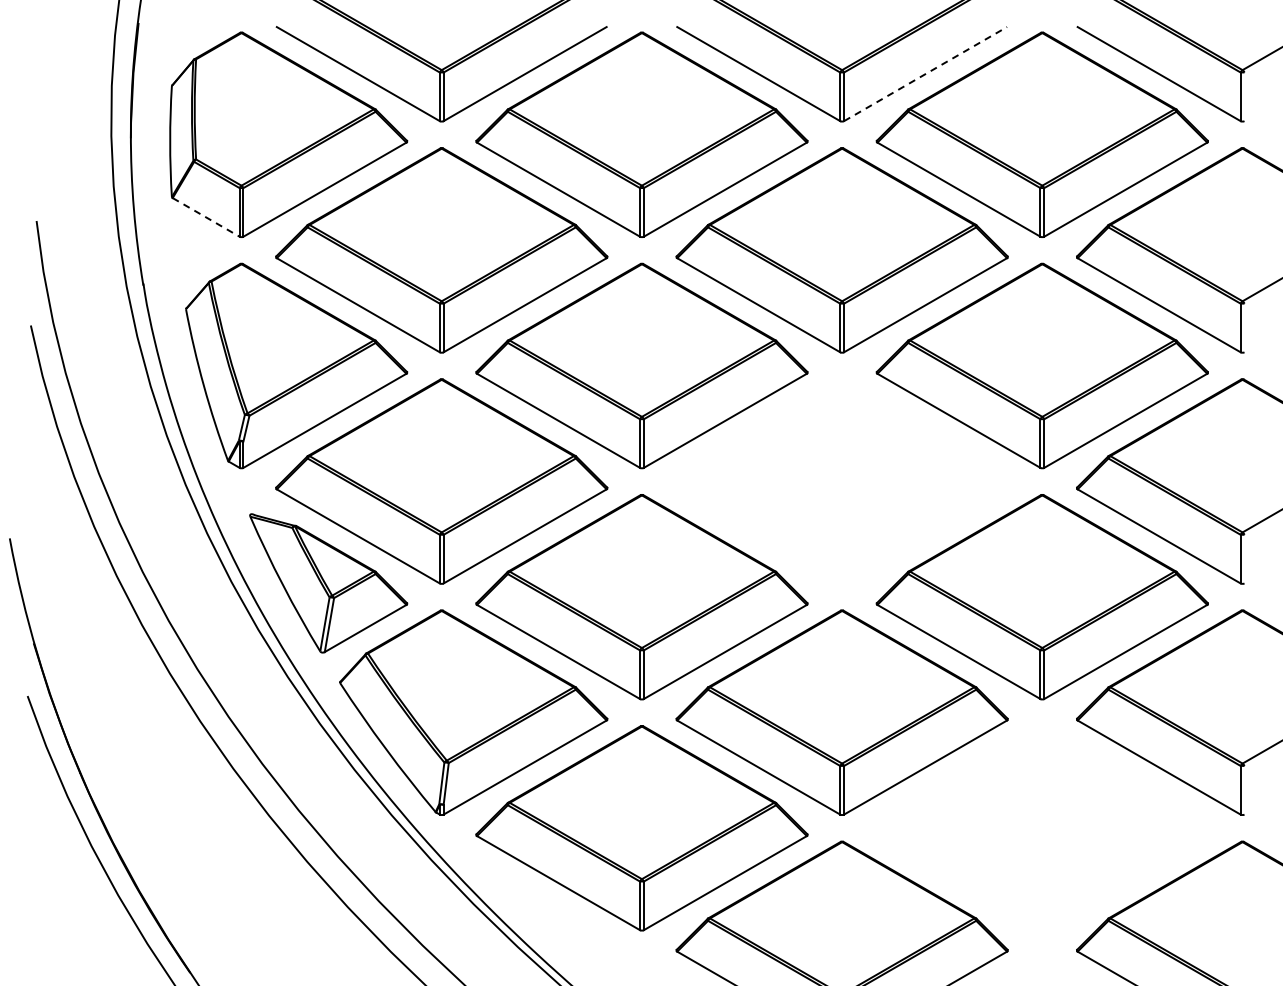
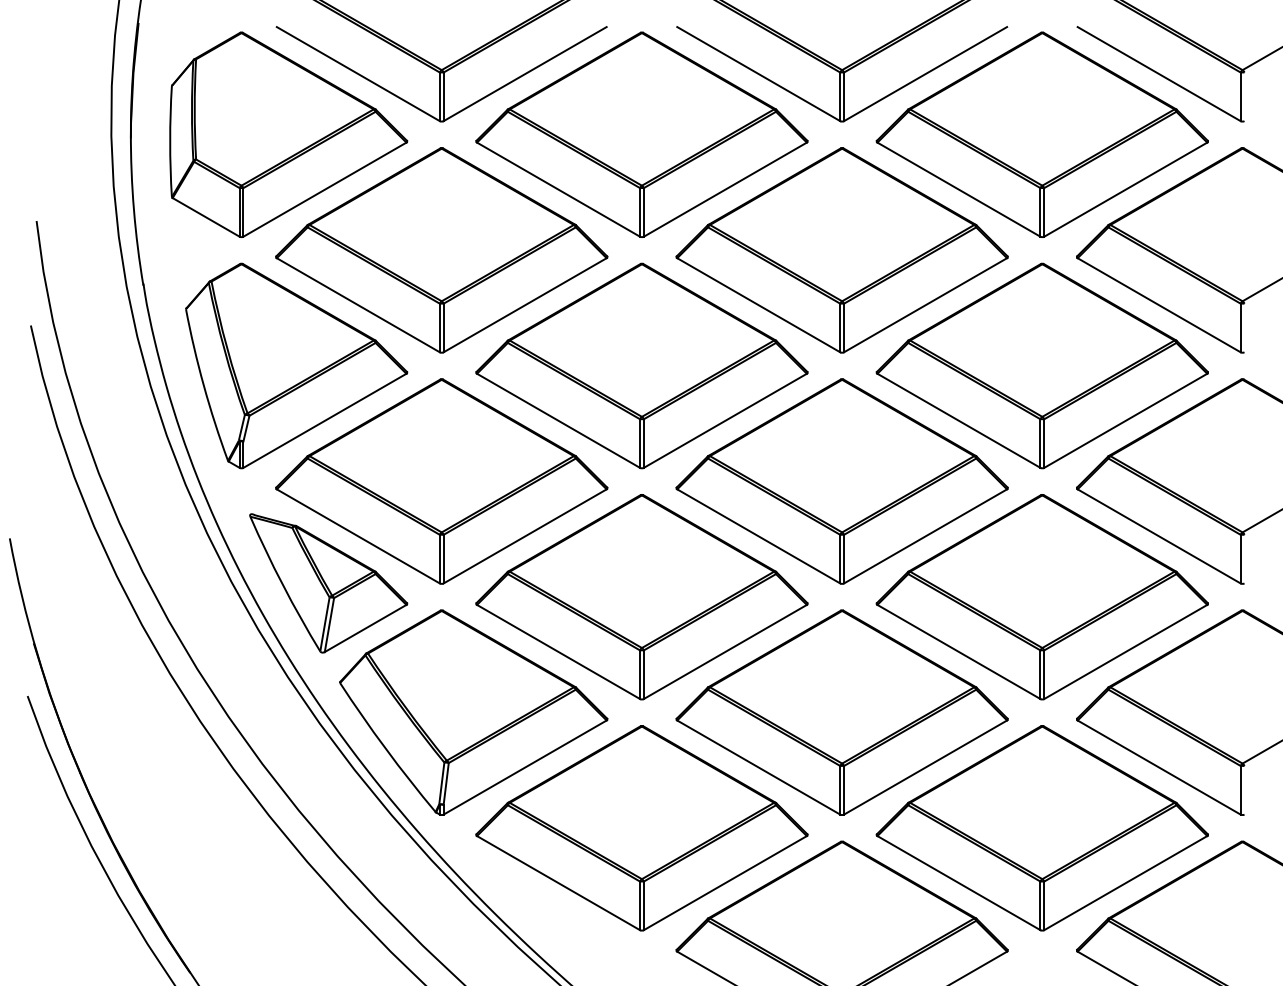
line: dashed -> solid (926, 73)
line: dashed -> solid (206, 217)
part: none -> present (841, 481)
part: none -> present (1041, 828)
